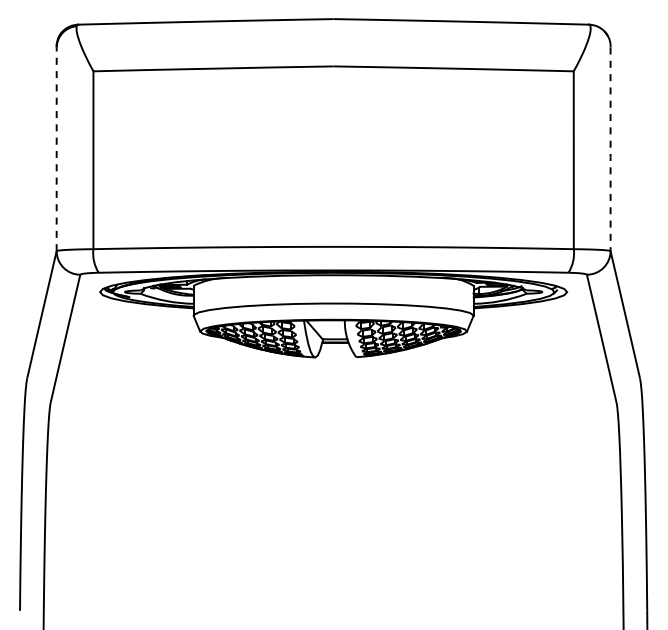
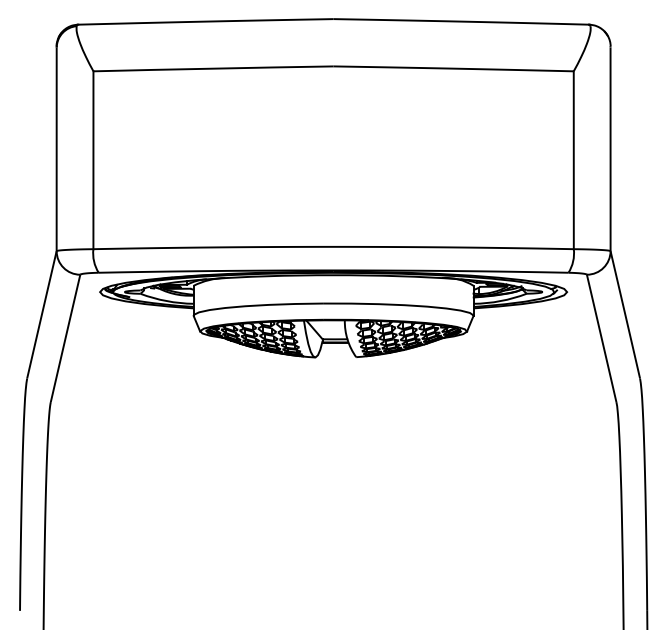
line: dashed -> solid (56, 149)
line: dashed -> solid (610, 150)
